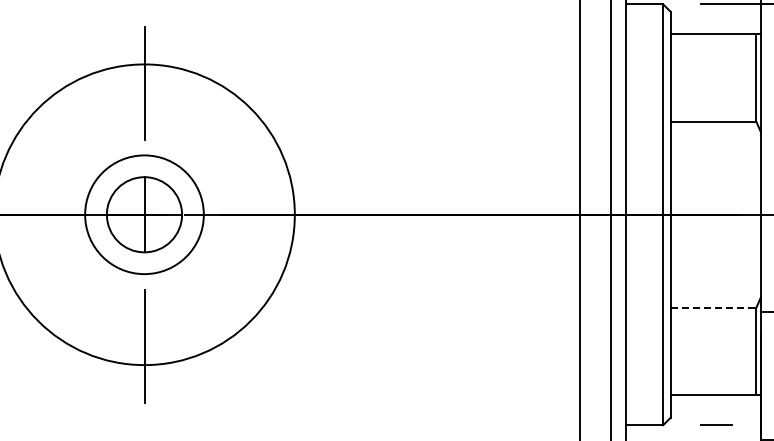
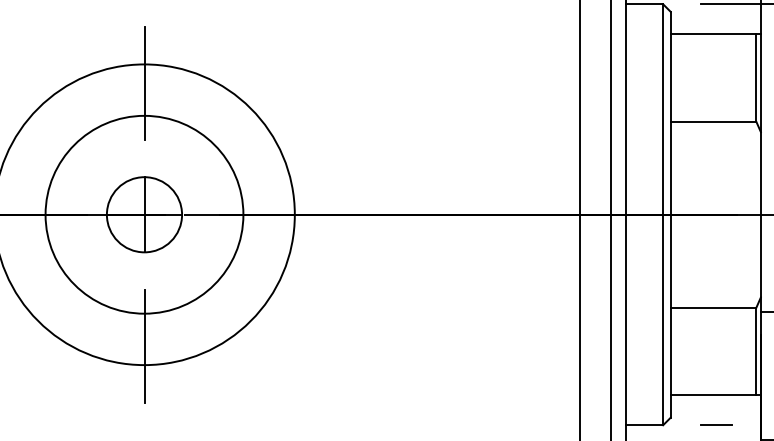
circle diameter: 119 px -> 198 px (144, 214)
line: dashed -> solid (713, 307)
